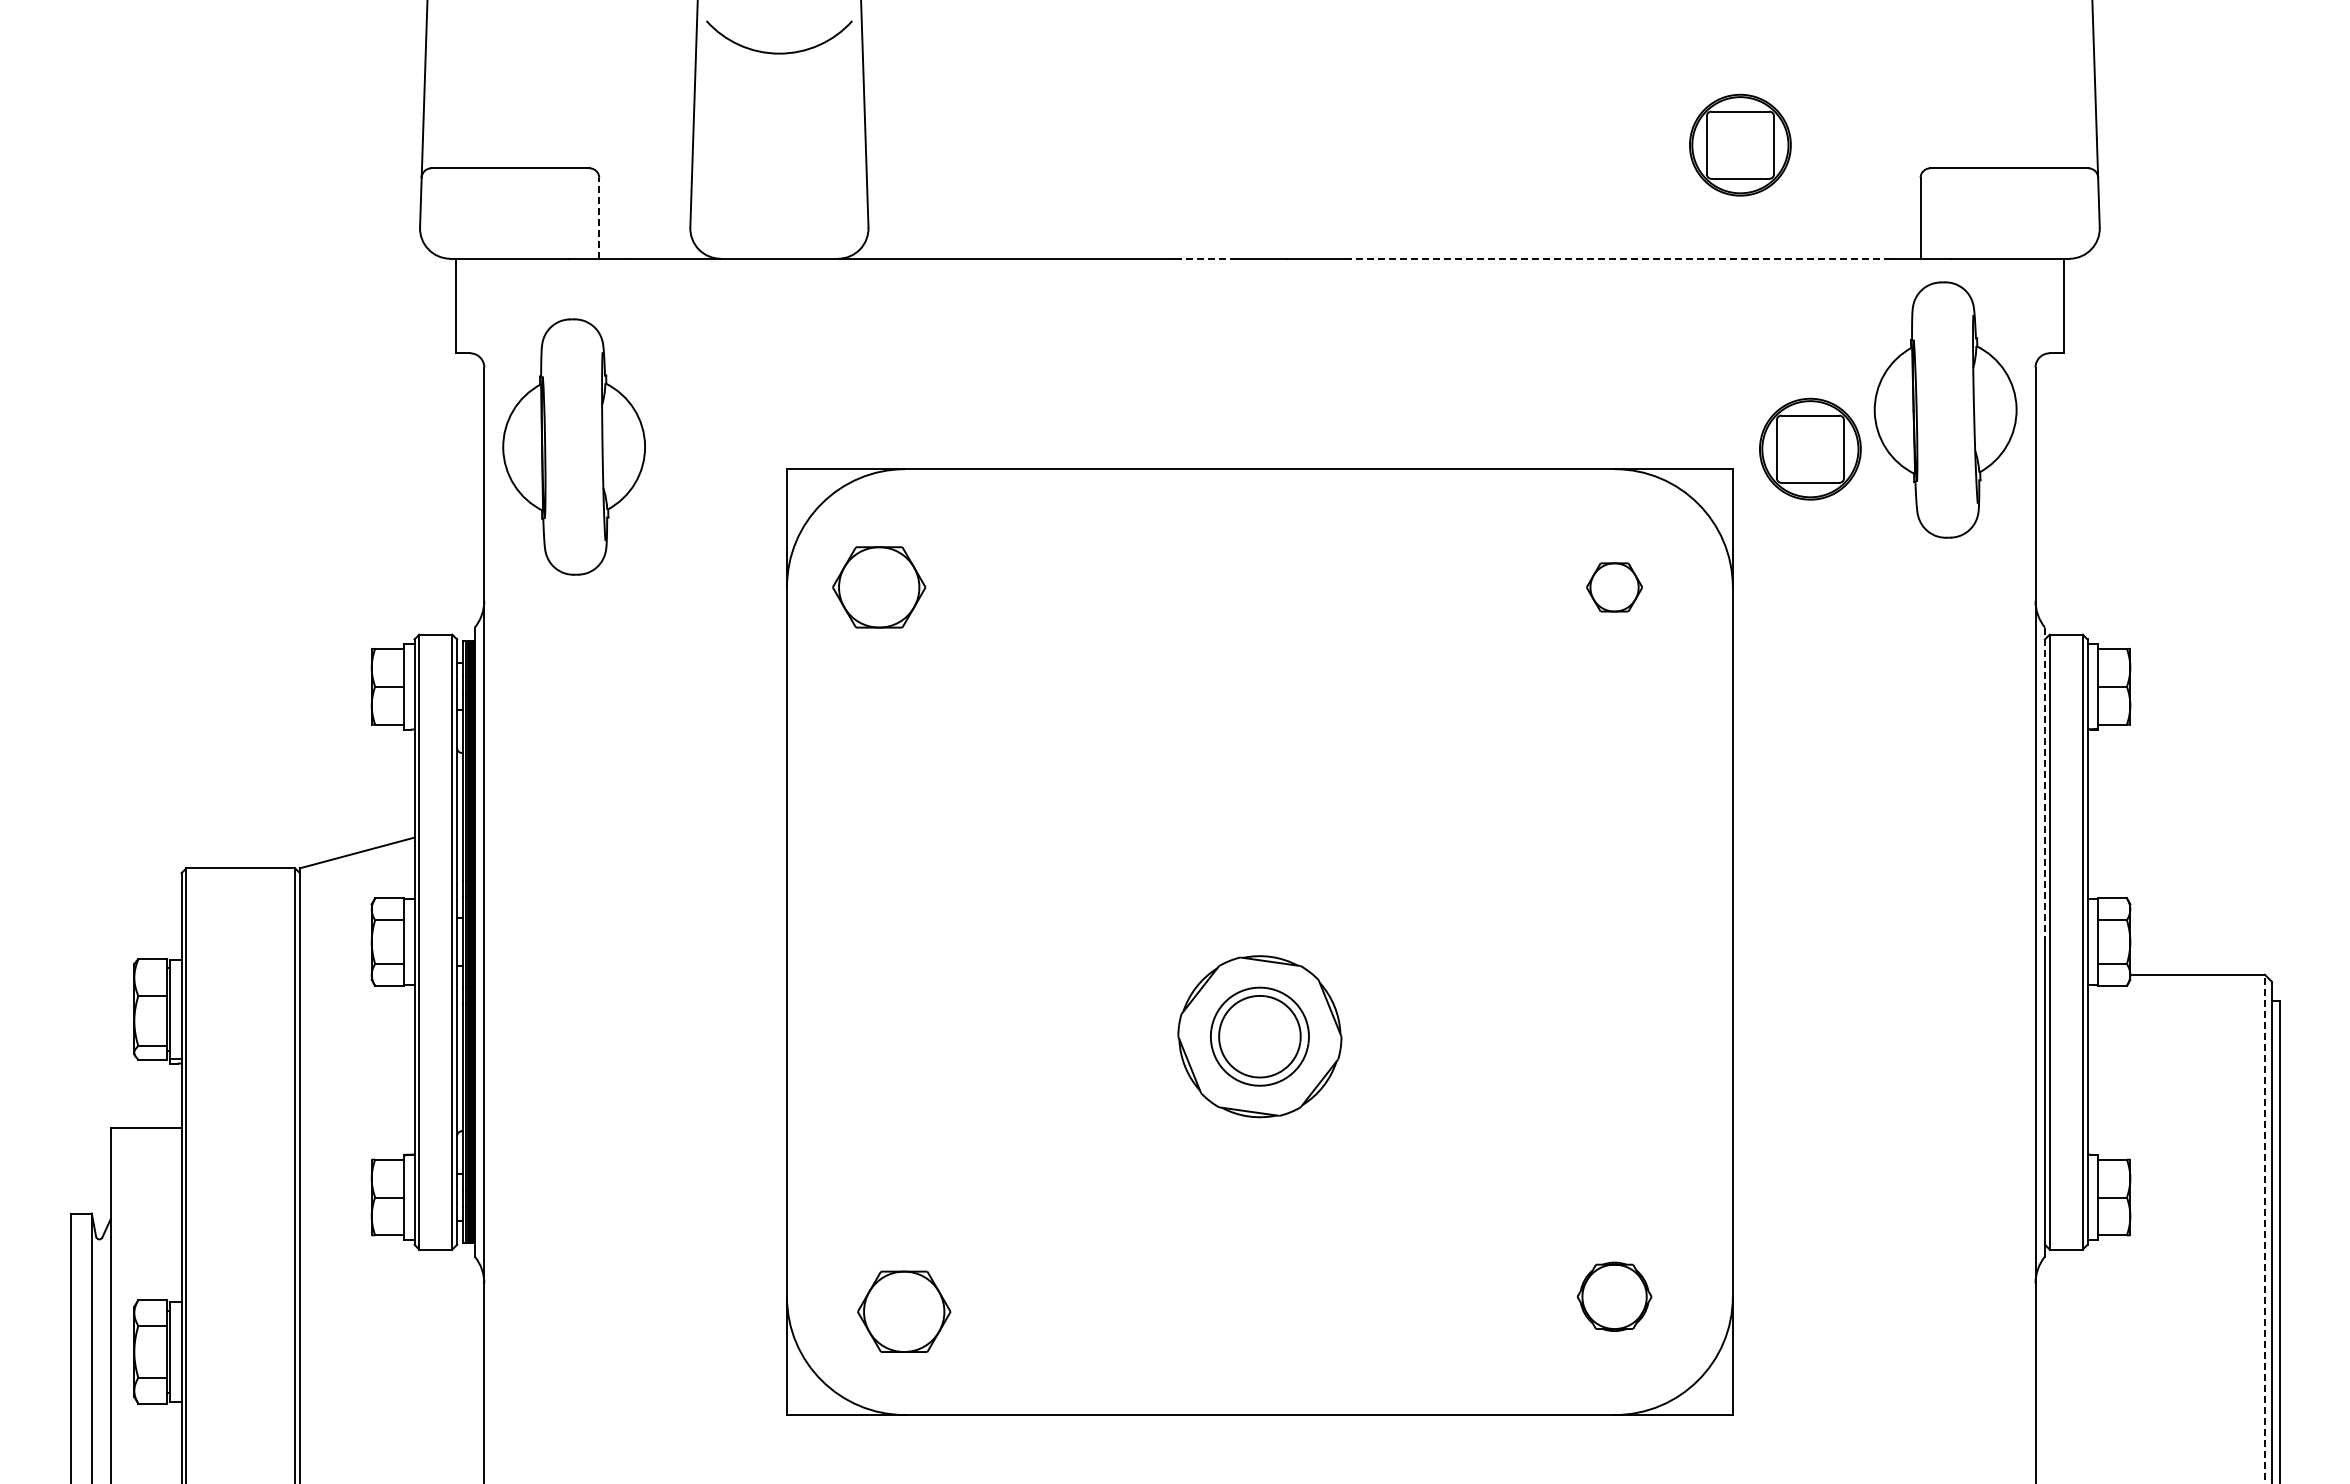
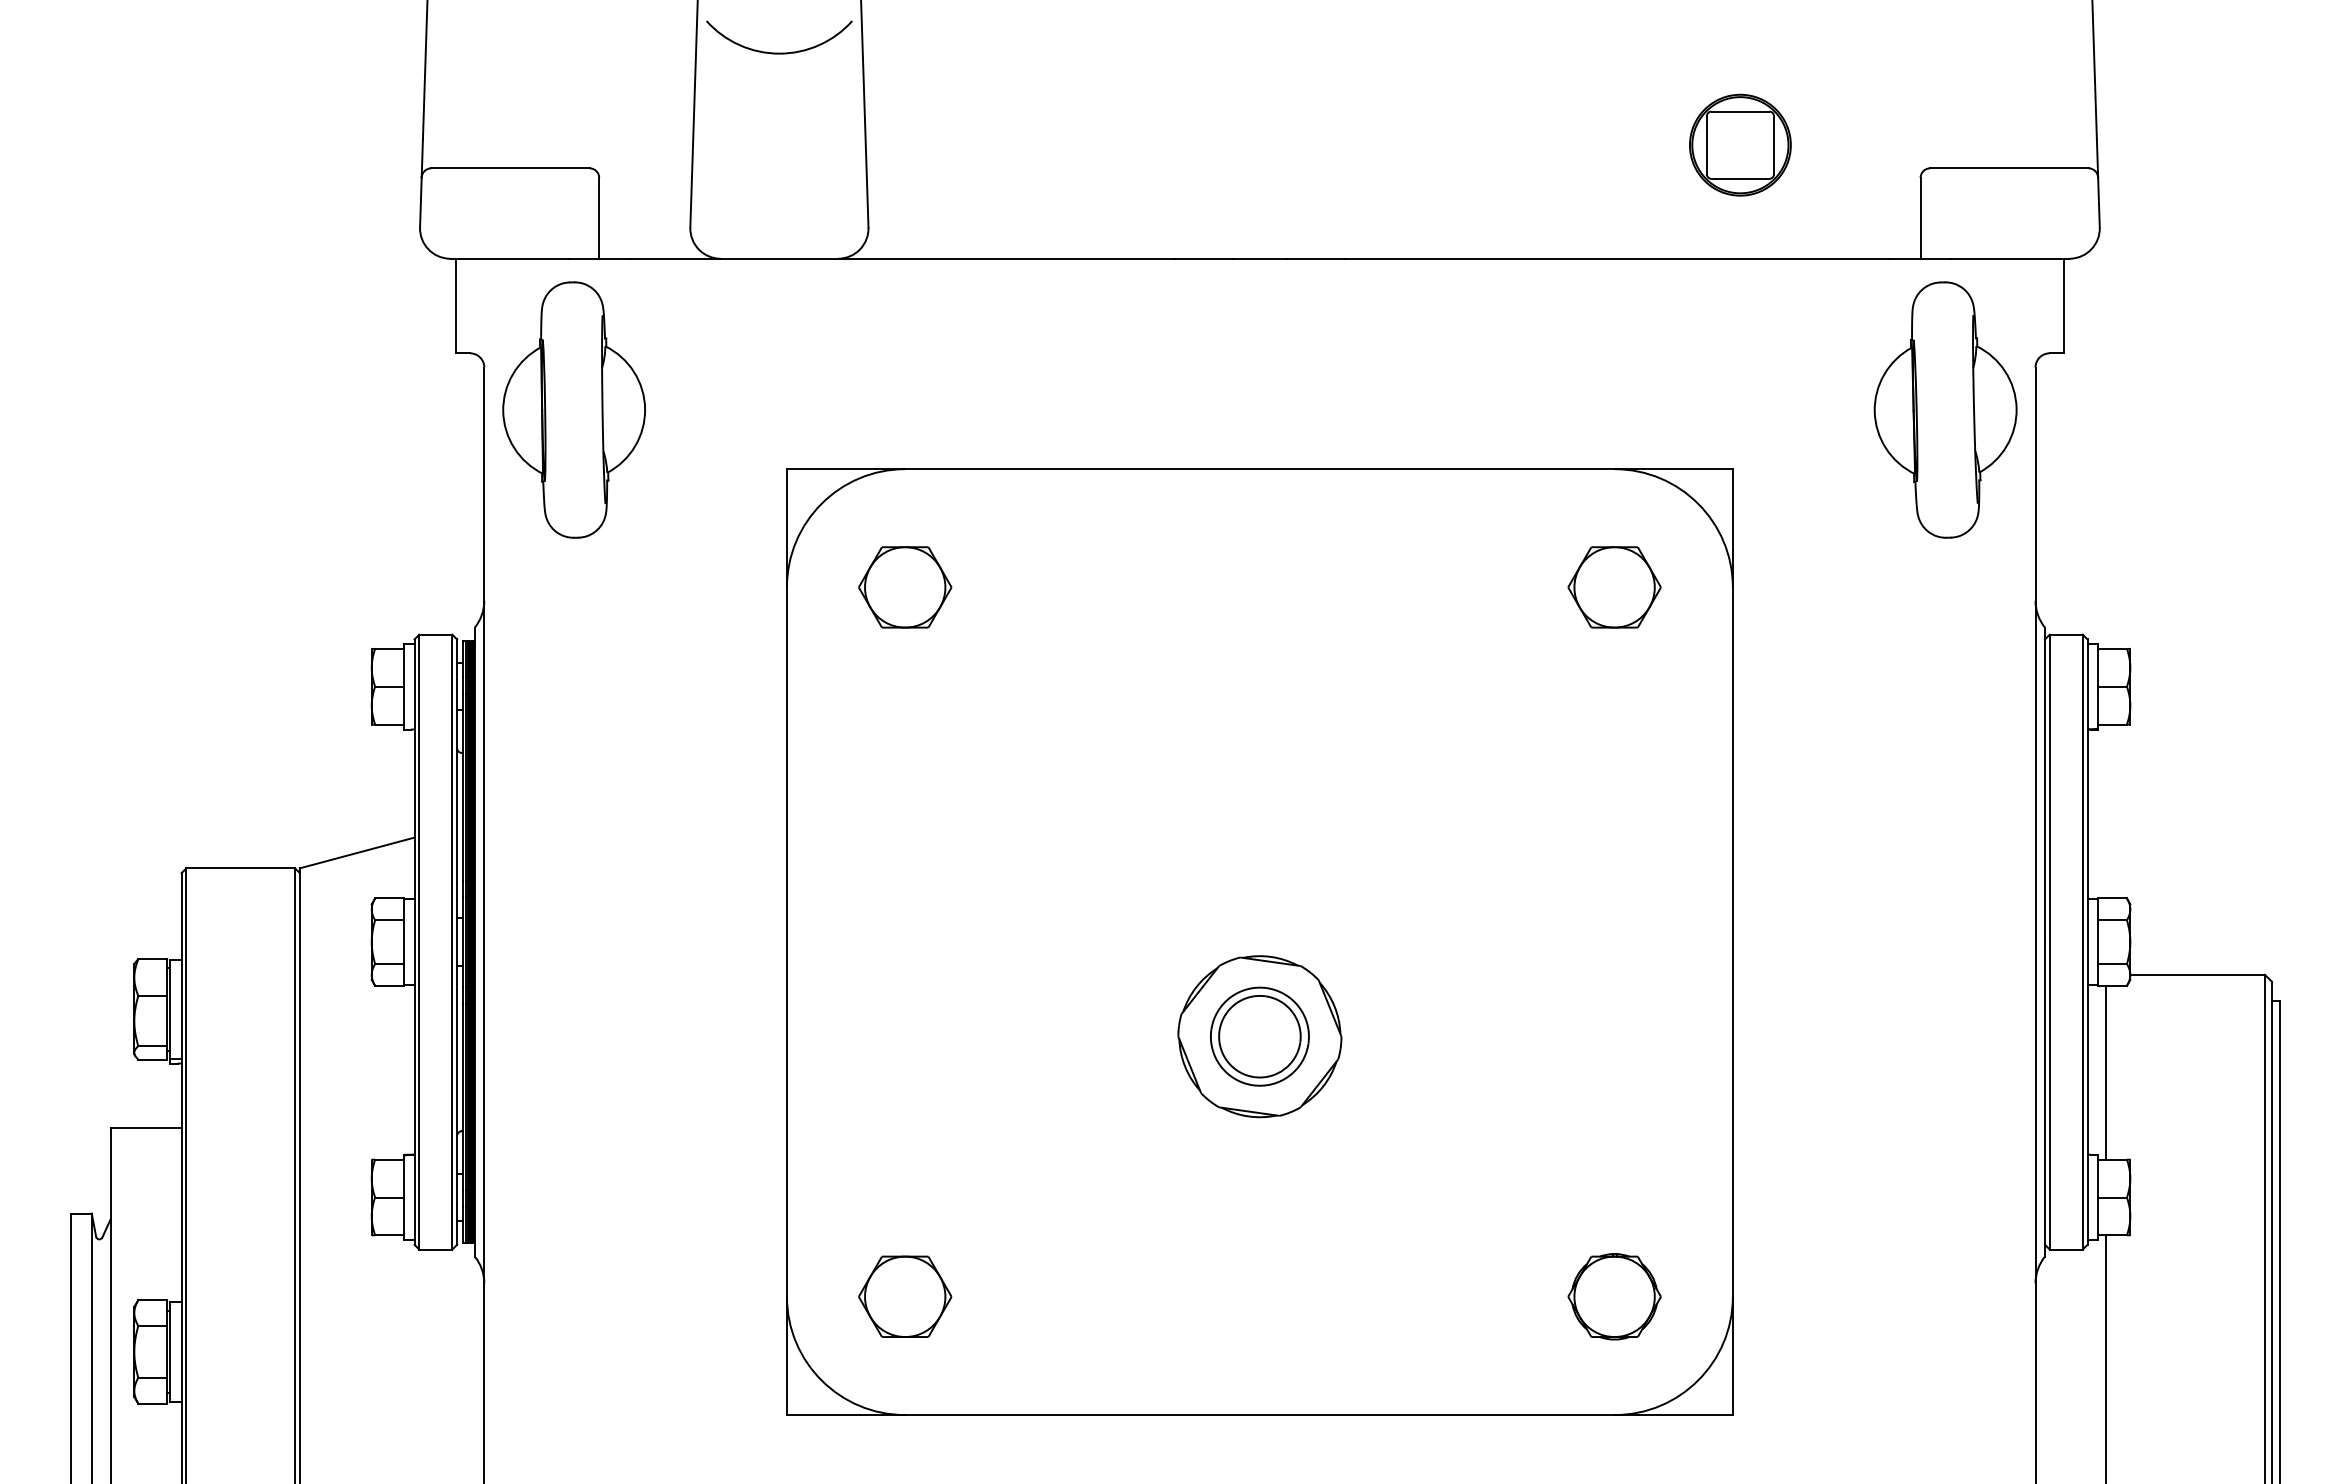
line: dashed -> solid (599, 217)
line: dashed -> solid (1203, 258)
line: dashed -> solid (1617, 258)
part position: (573, 446) -> (573, 409) (573, 409)
part: present -> none (1810, 448)
part position: (879, 587) -> (905, 587) (905, 587)
part size: 57x51 px -> 95x83 px (1614, 587)
line: dashed -> solid (2044, 785)
line: none -> present (2106, 1072)
line: dashed -> solid (2264, 1228)
part size: 77x71 px -> 95x88 px (1614, 1296)
part position: (904, 1311) -> (905, 1296) (905, 1296)
line: none -> present (2106, 1357)
